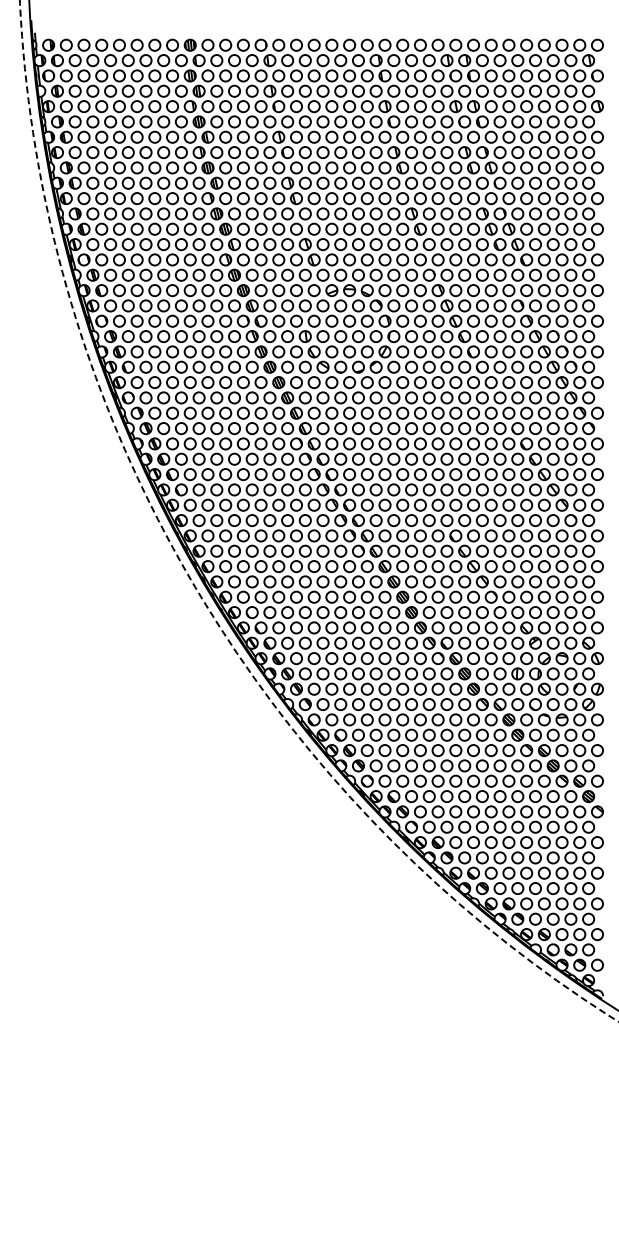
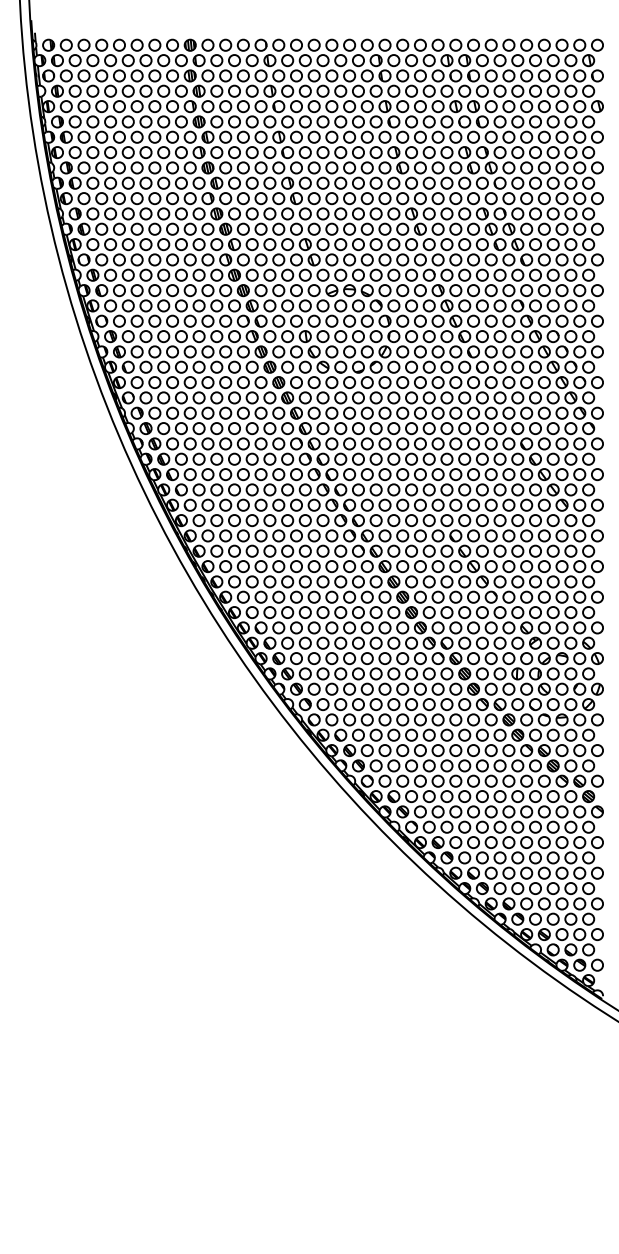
circle: dashed -> solid (318, 510)
